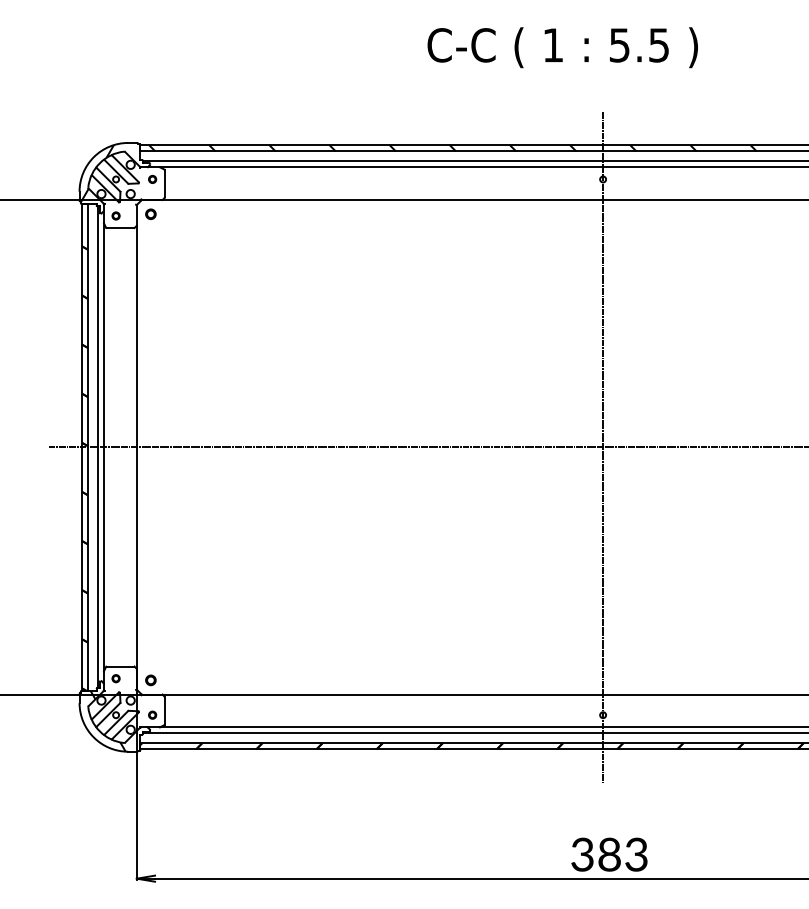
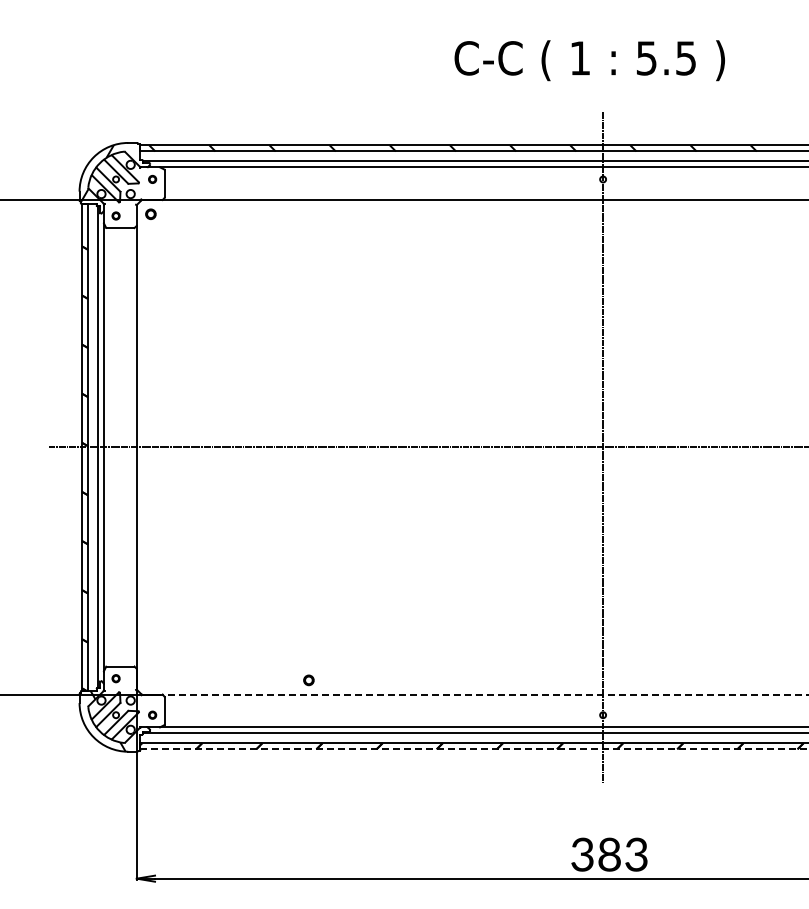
text position: (562, 47) -> (589, 60) (589, 60)
part position: (150, 680) -> (308, 680) (308, 680)
line: solid -> dashed (485, 694)
line: solid -> dashed (475, 749)
